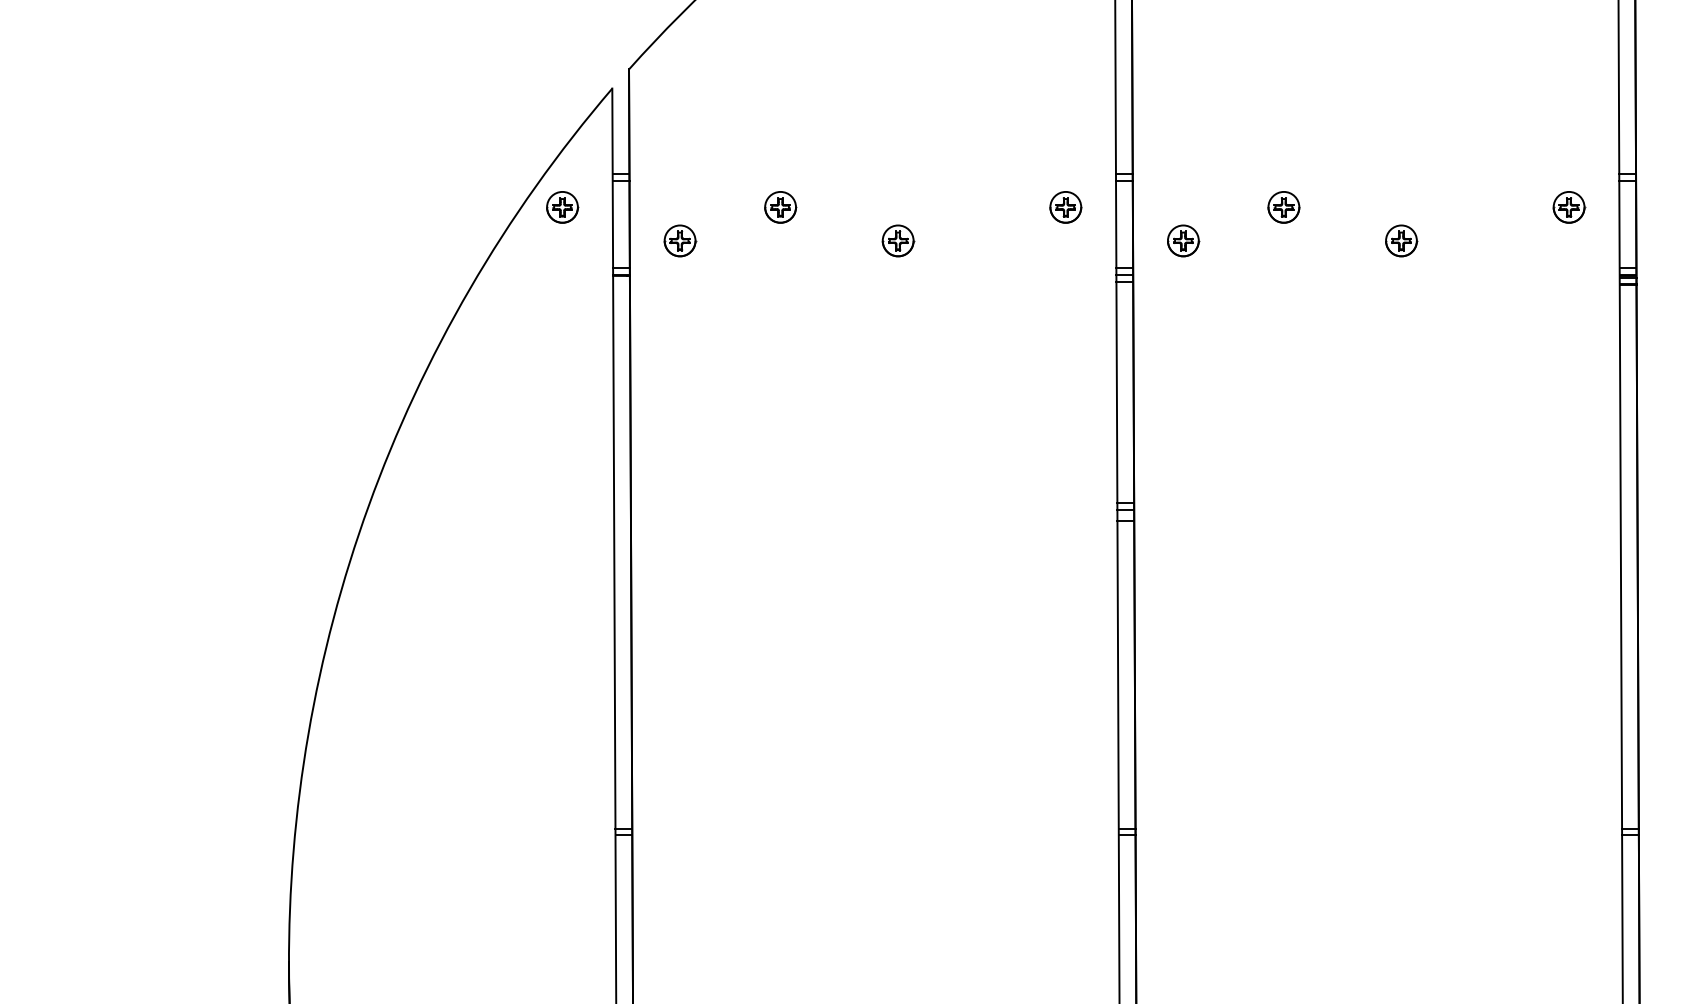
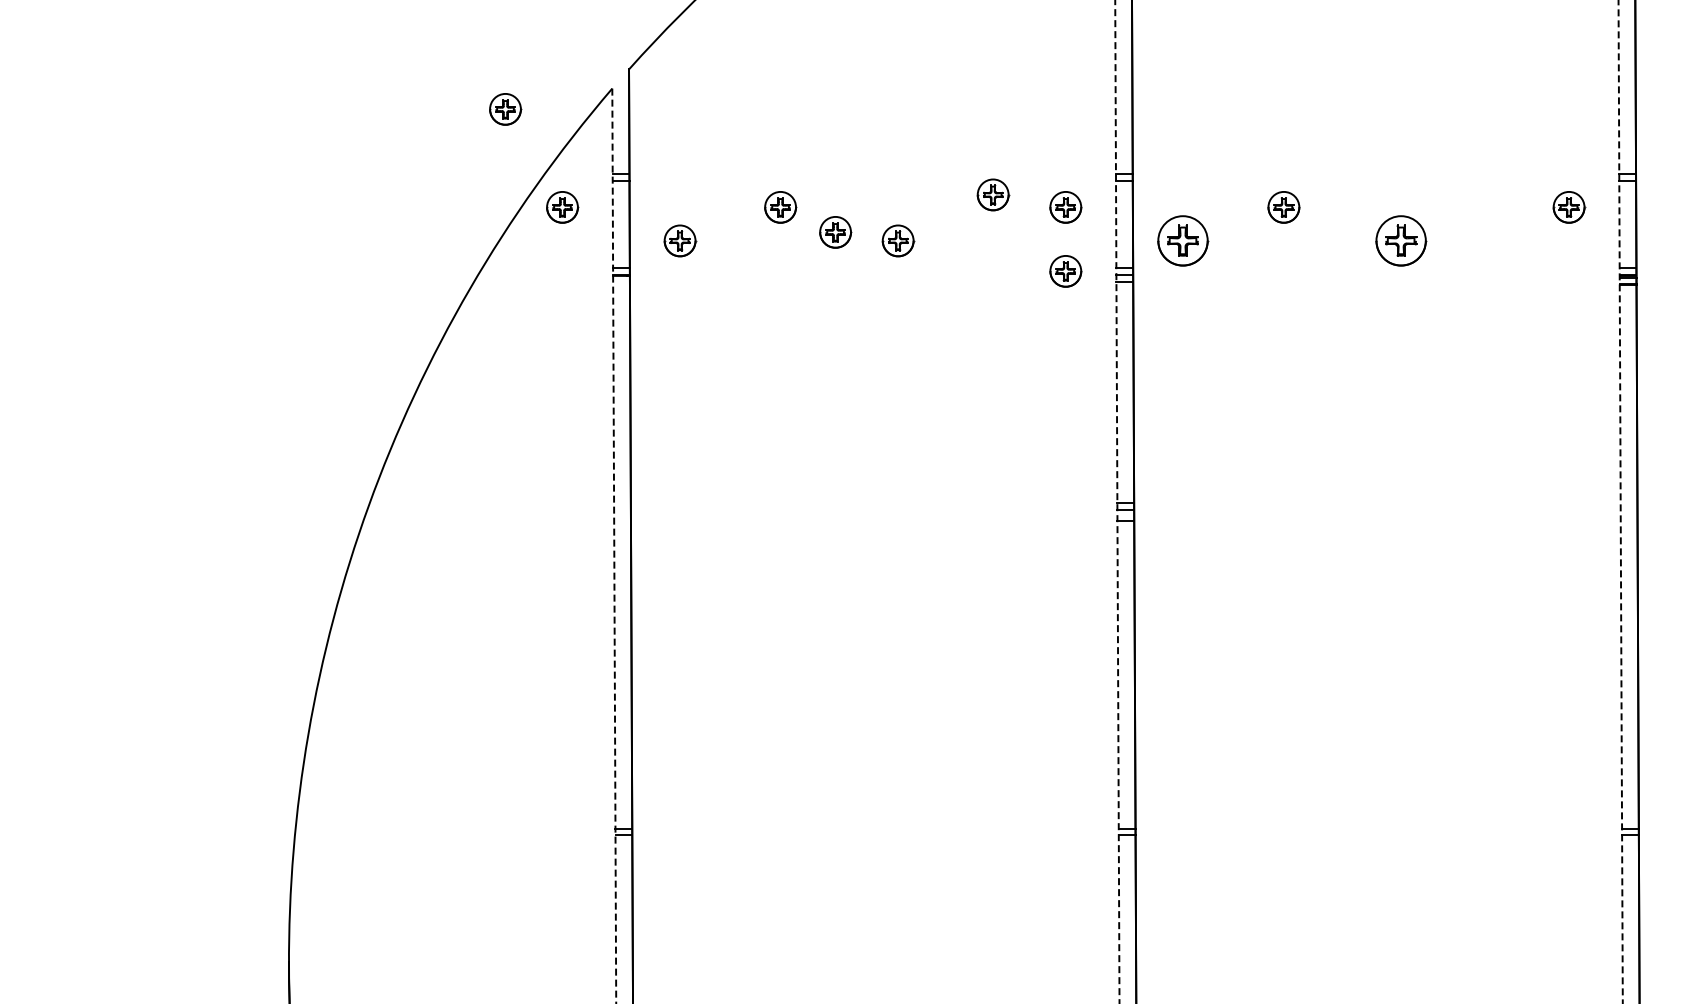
part: none -> present (505, 109)
part: none -> present (993, 194)
part: none -> present (835, 232)
part size: 34x34 px -> 53x52 px (1183, 240)
part size: 34x34 px -> 53x52 px (1401, 240)
part: none -> present (1065, 271)
line: solid -> dashed (1117, 501)
line: solid -> dashed (1620, 501)
line: solid -> dashed (614, 545)
